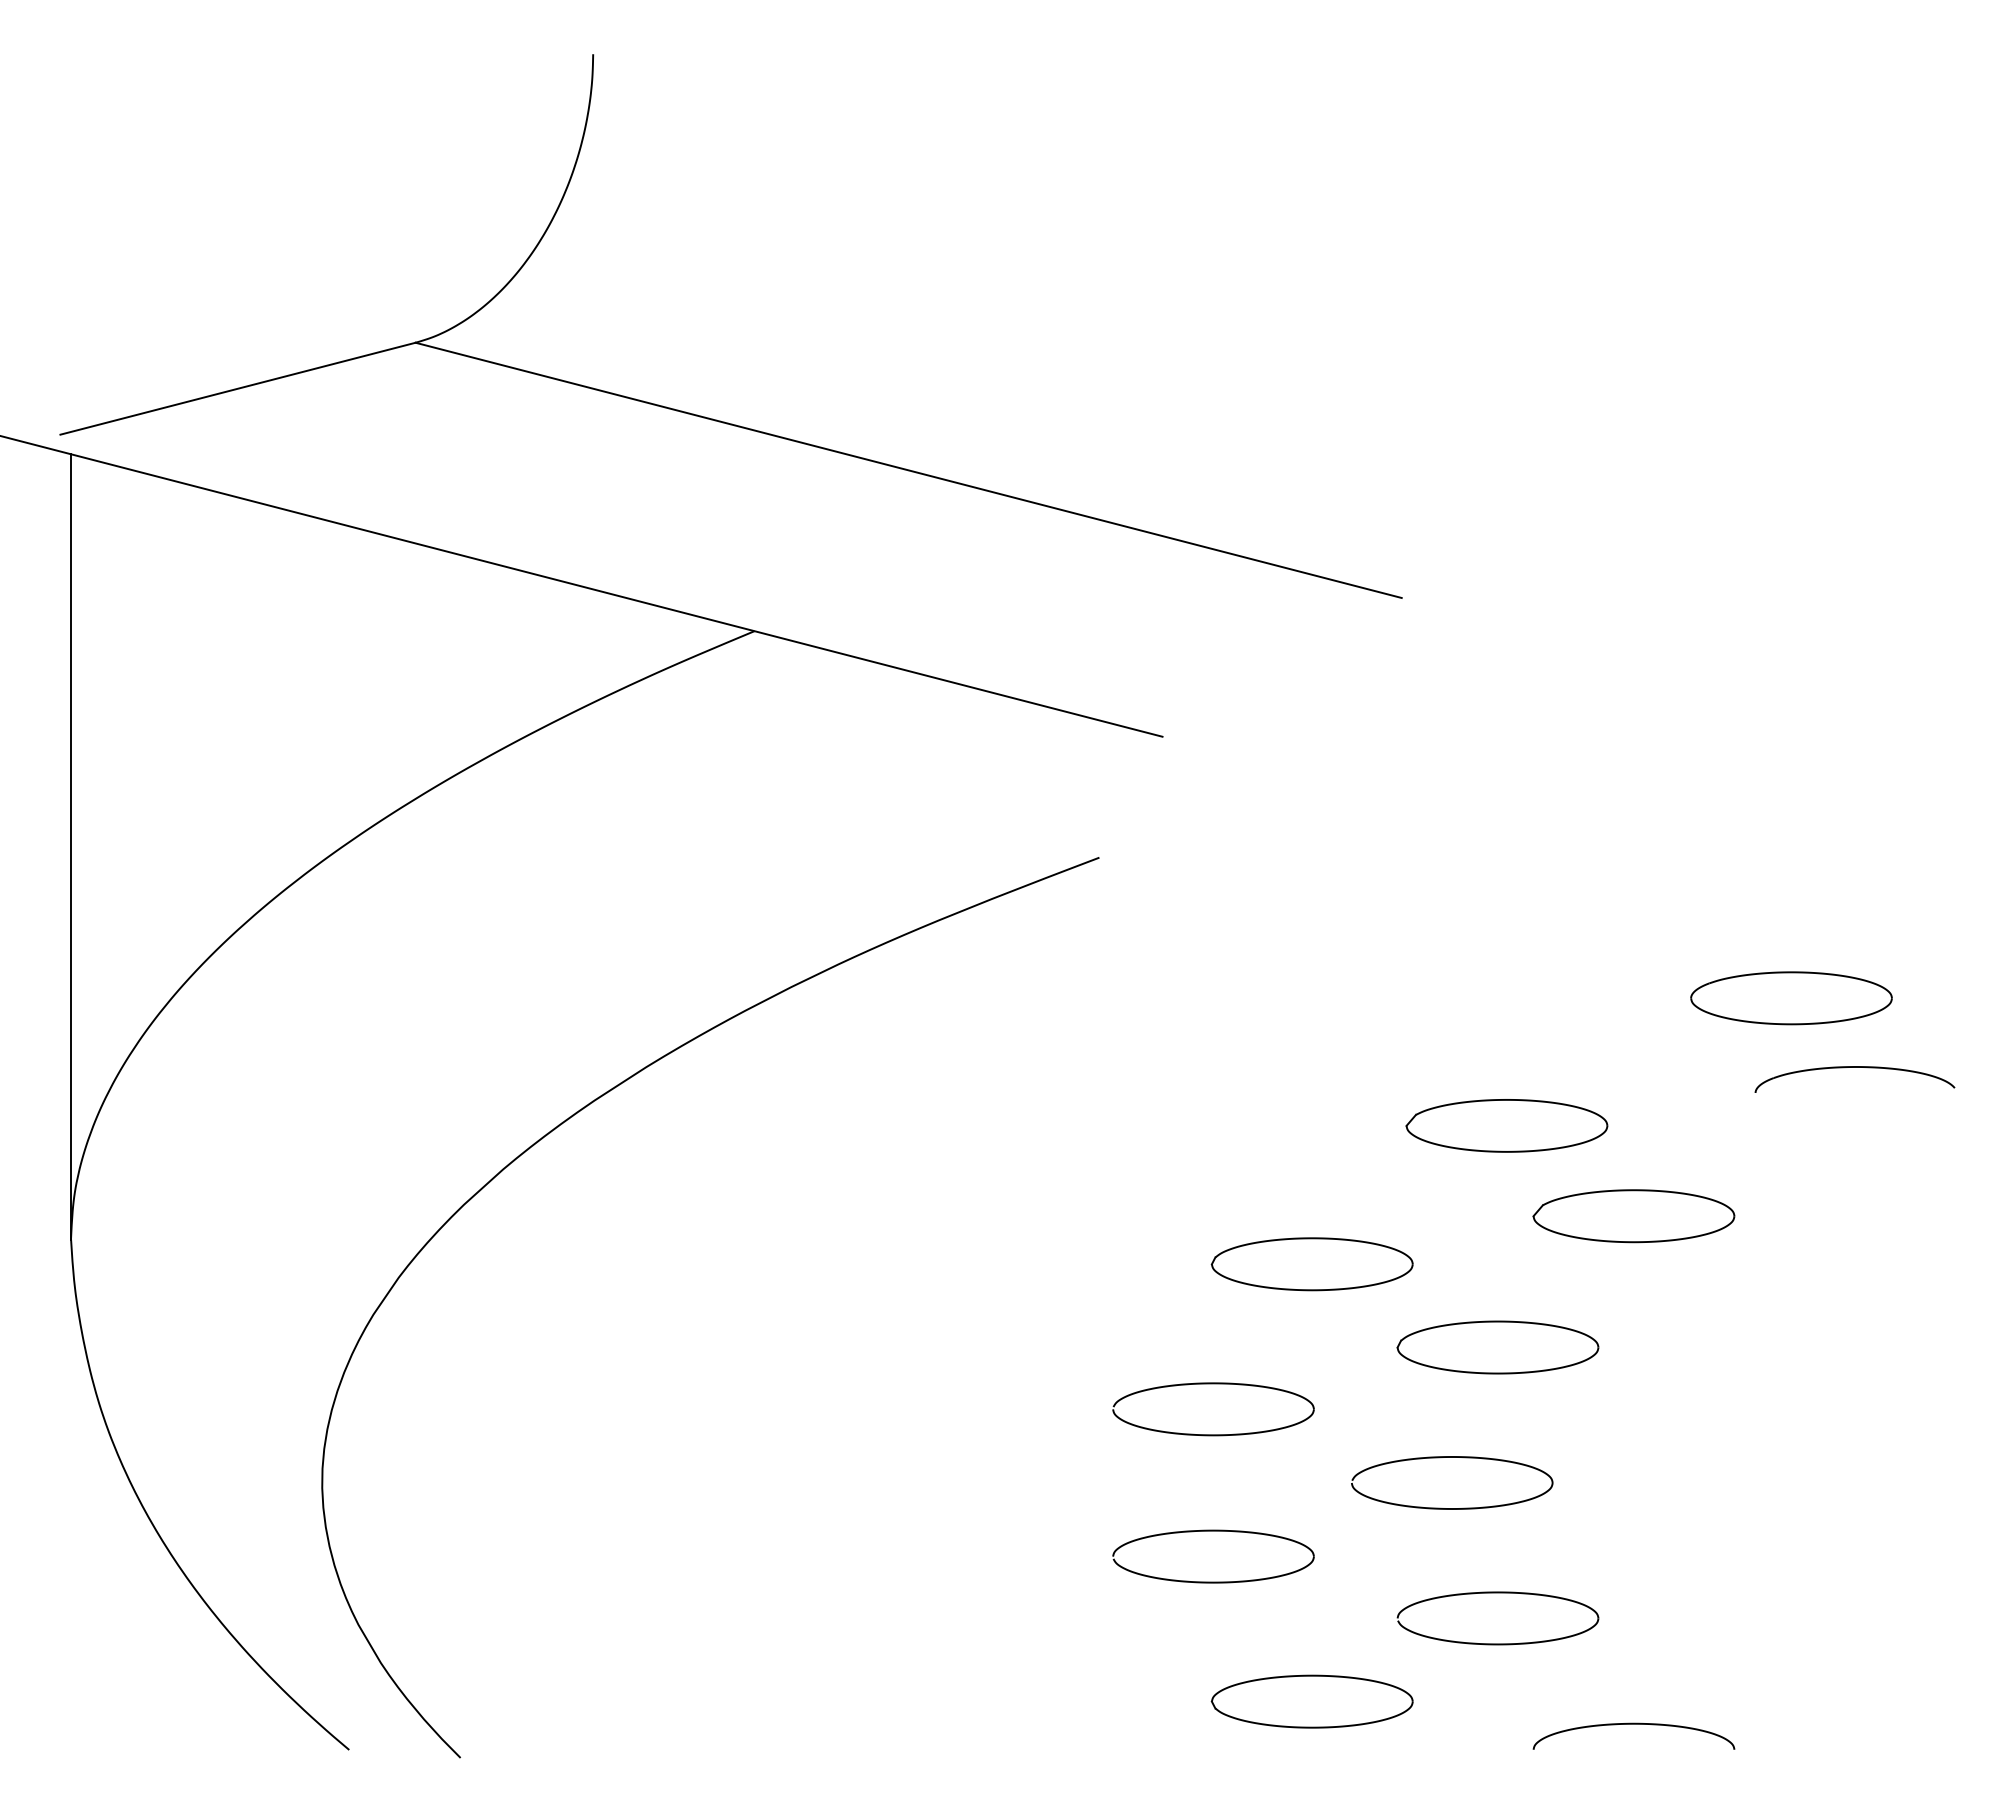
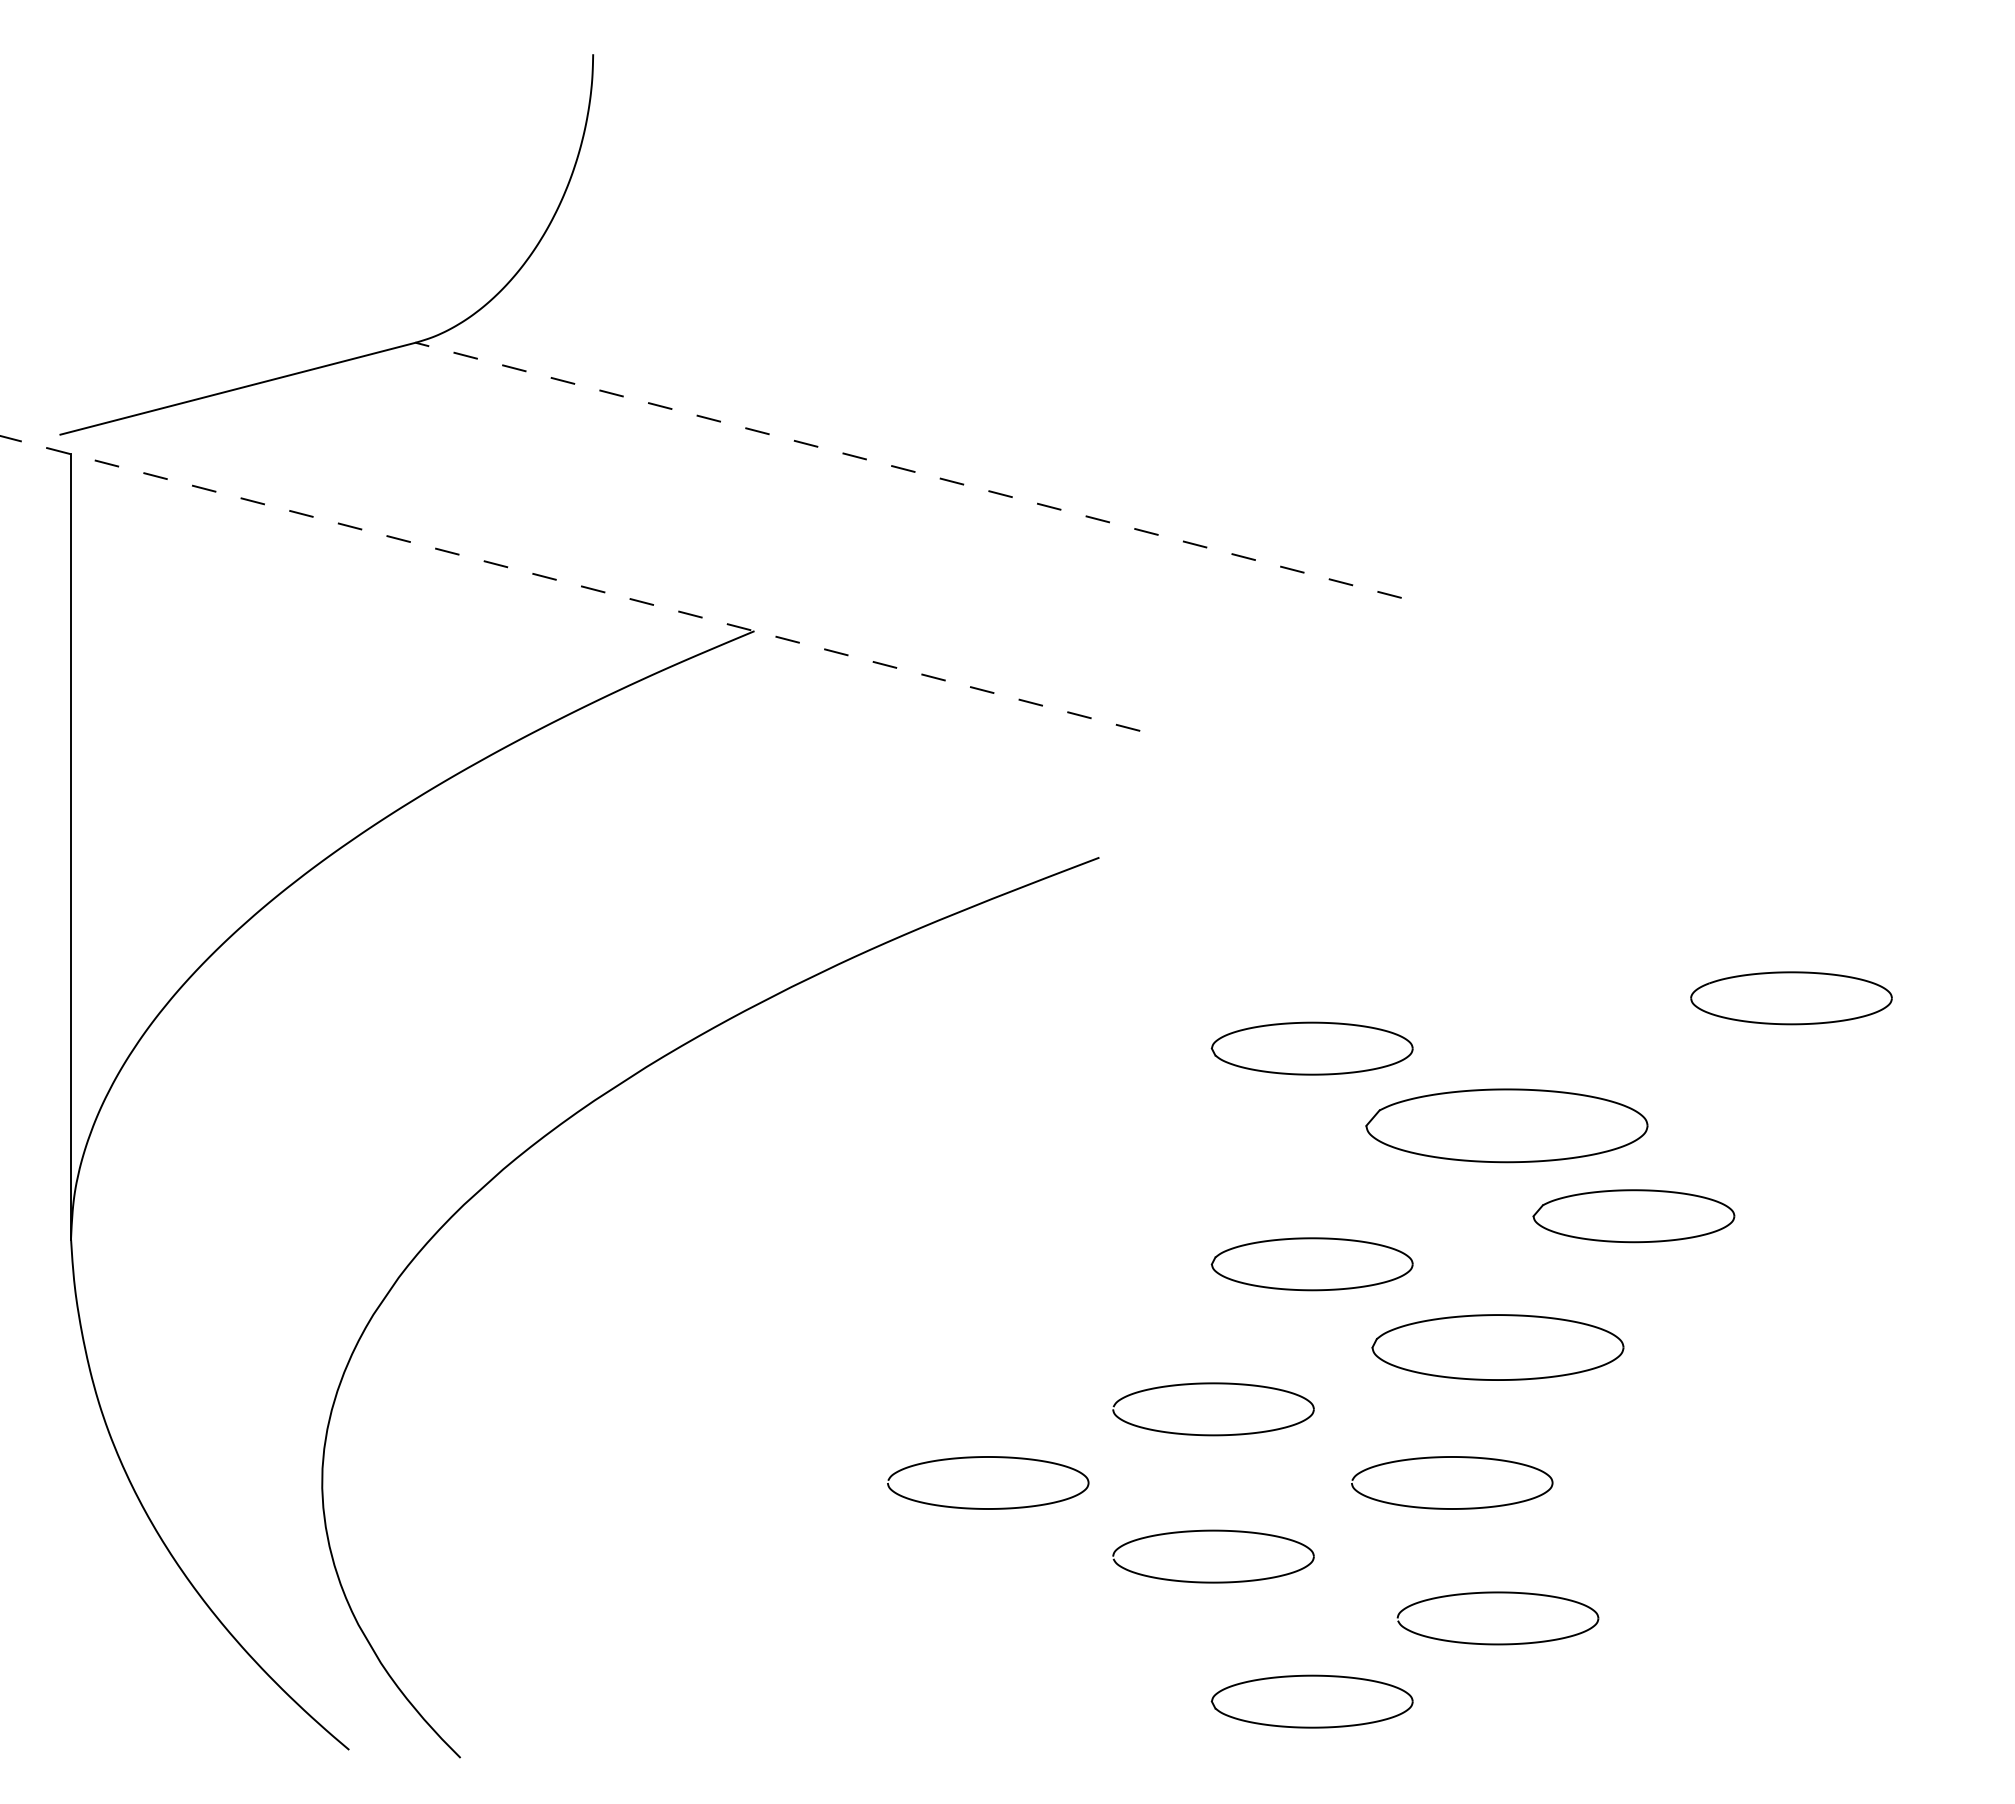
line: solid -> dashed (908, 470)
line: solid -> dashed (581, 586)
part: none -> present (1311, 1048)
part: present -> none (1854, 1067)
part size: 204x54 px -> 284x76 px (1506, 1125)
part size: 204x55 px -> 254x67 px (1497, 1347)
part: none -> present (988, 1457)
curve: present -> none (1633, 1724)
